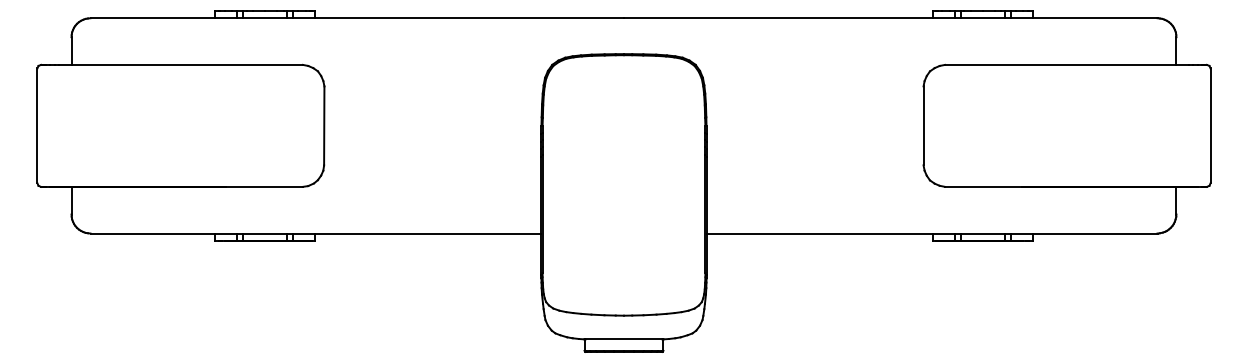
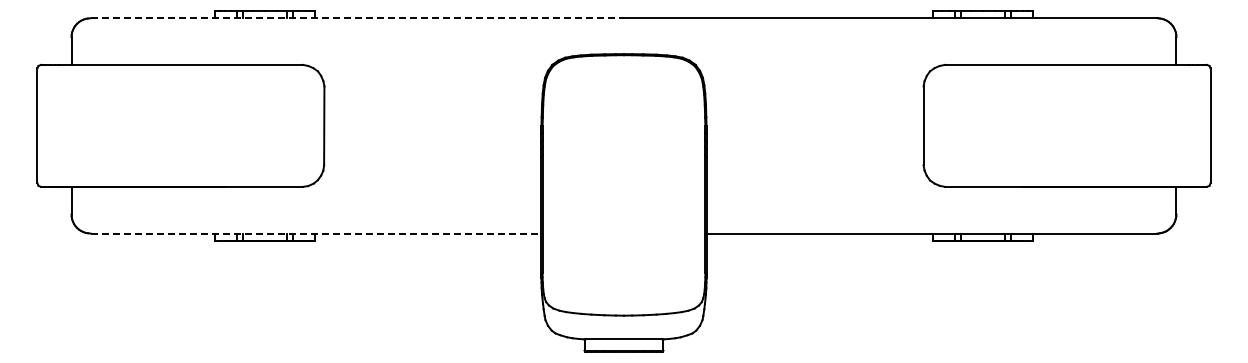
line: solid -> dashed (357, 18)
line: solid -> dashed (316, 233)
